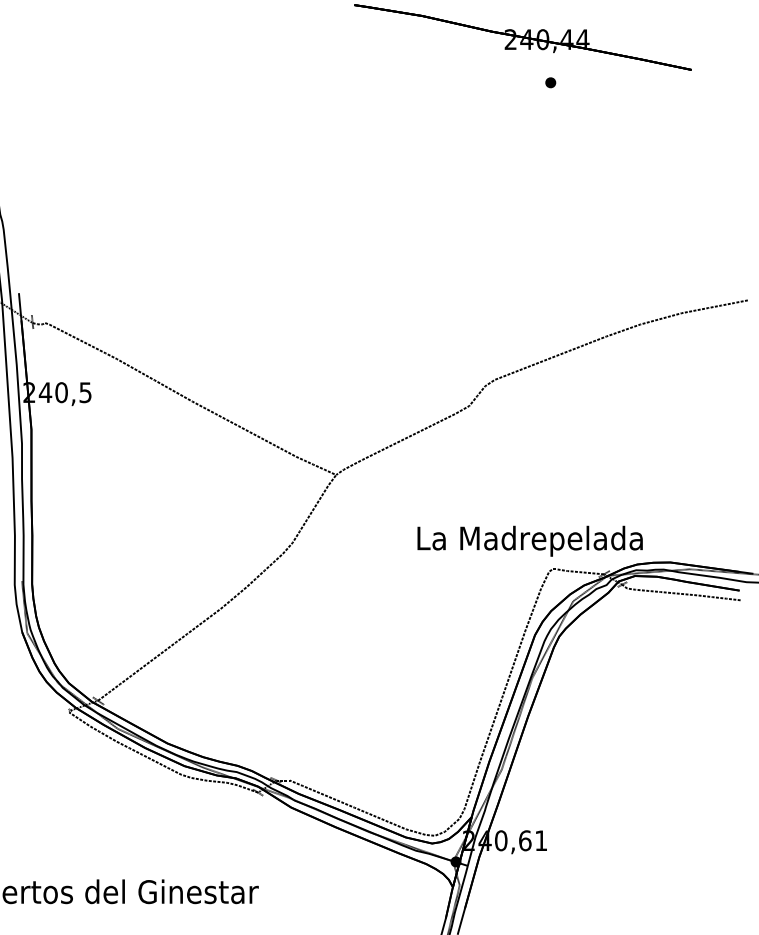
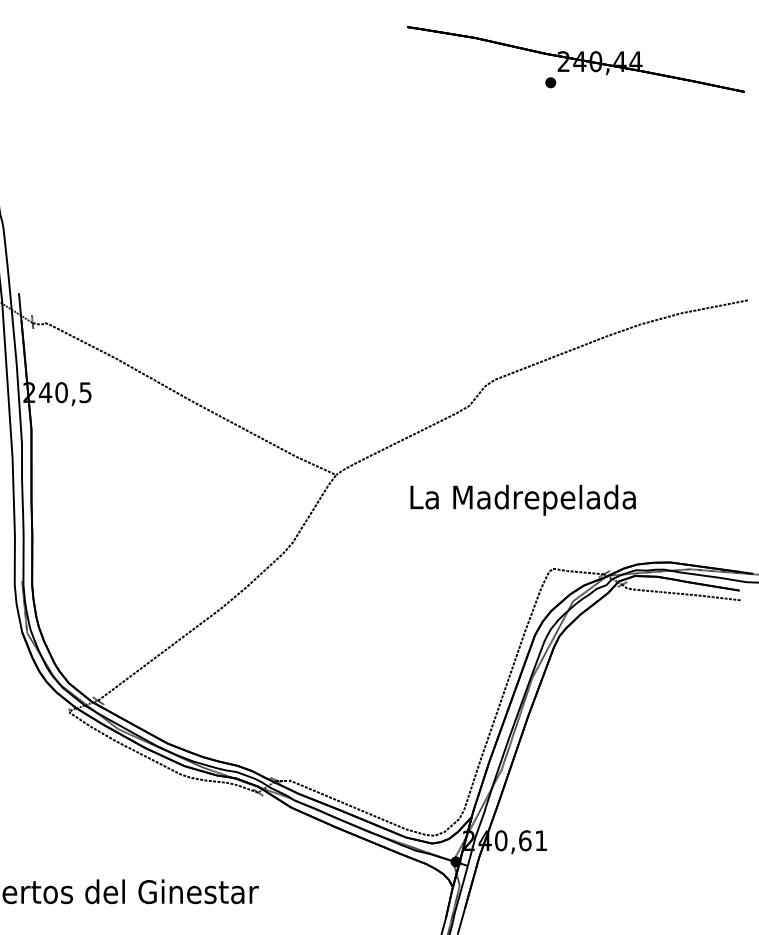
part position: (522, 37) -> (575, 59) (575, 59)
text position: (529, 540) -> (522, 499) (522, 499)
